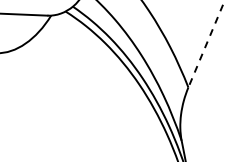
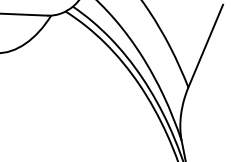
line: dashed -> solid (205, 46)
